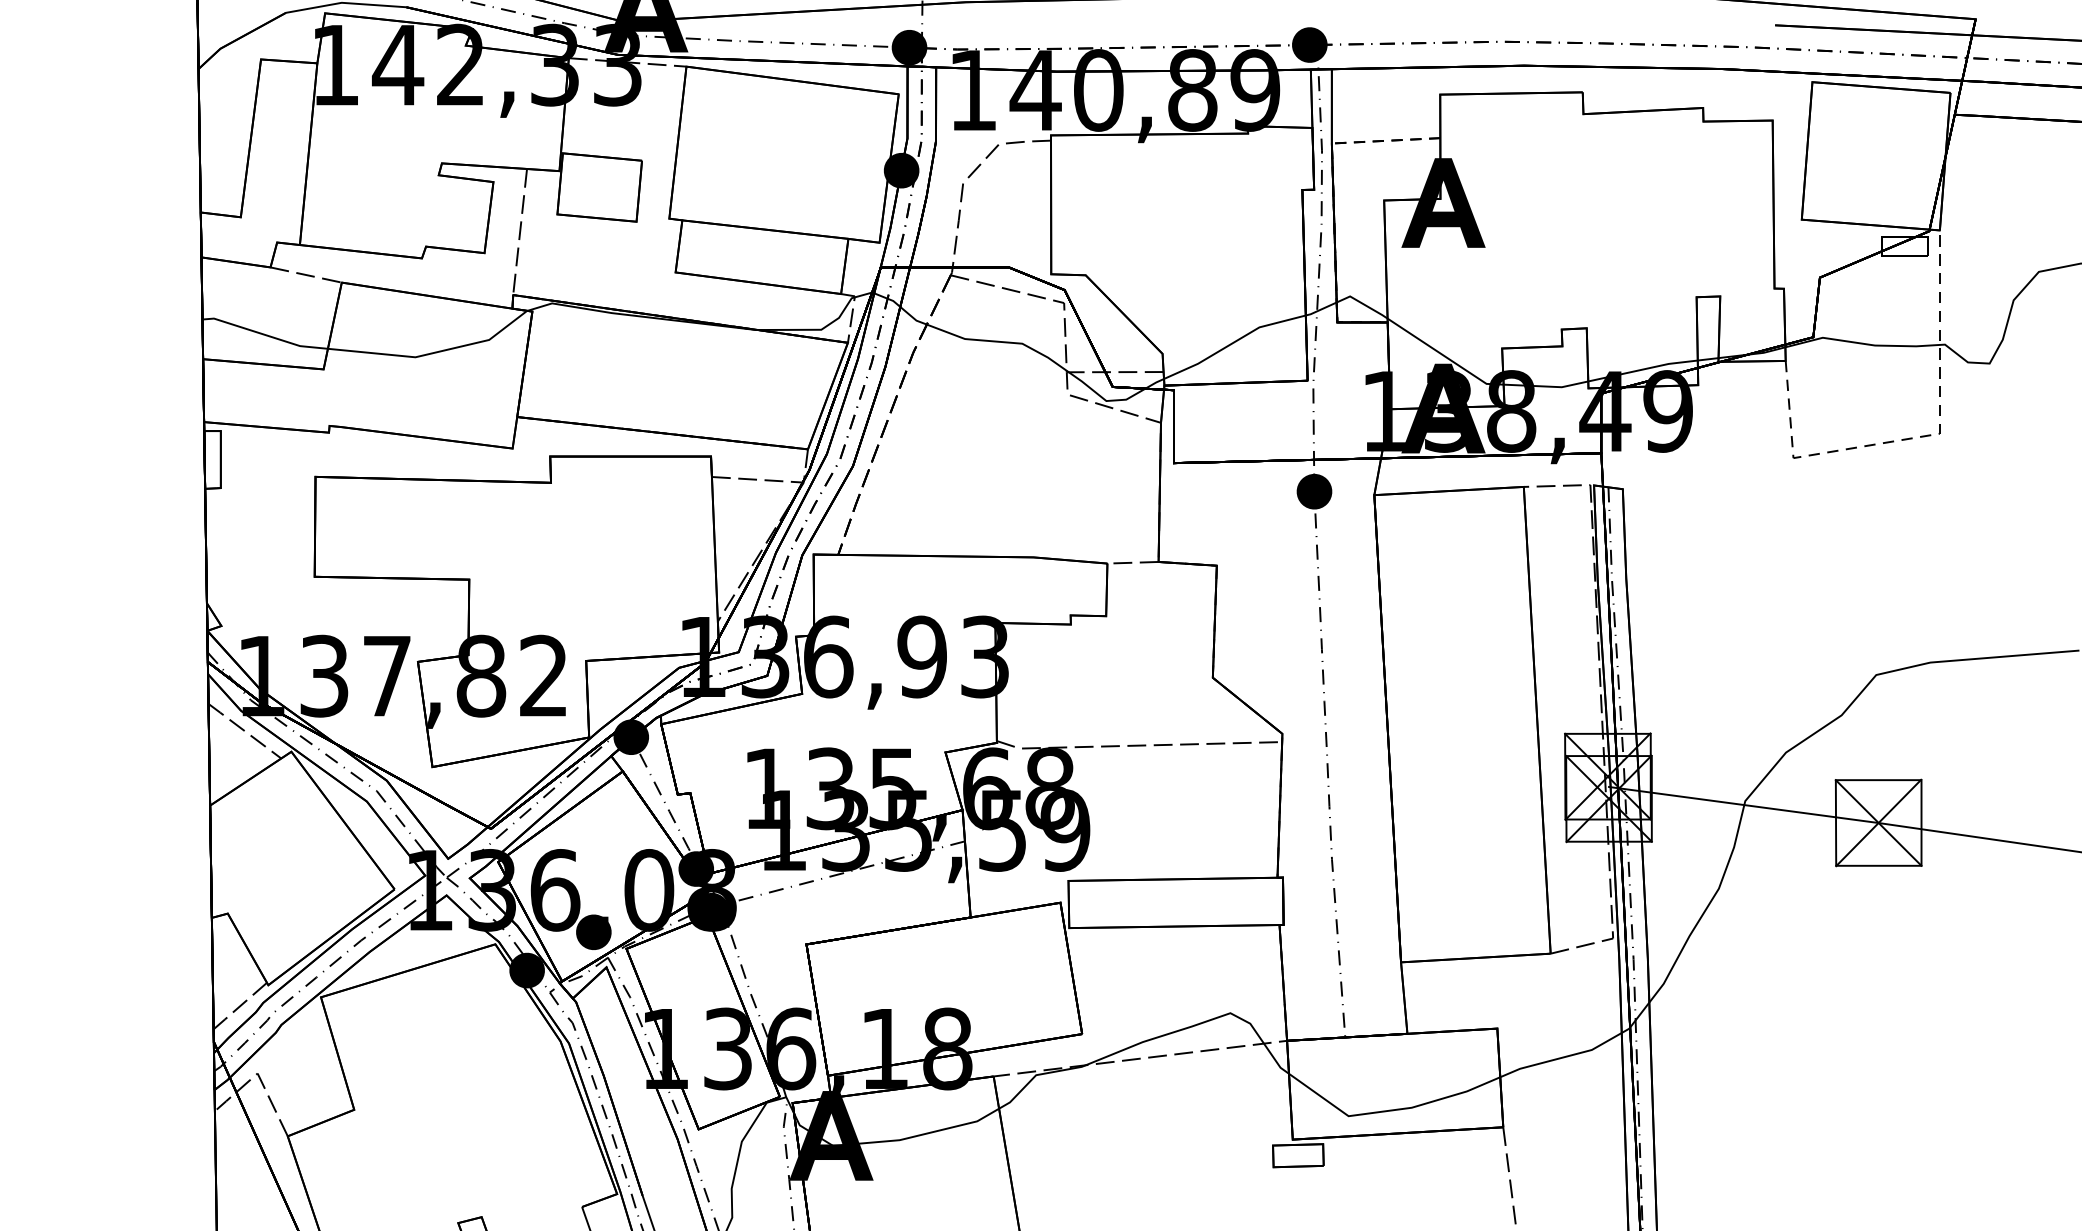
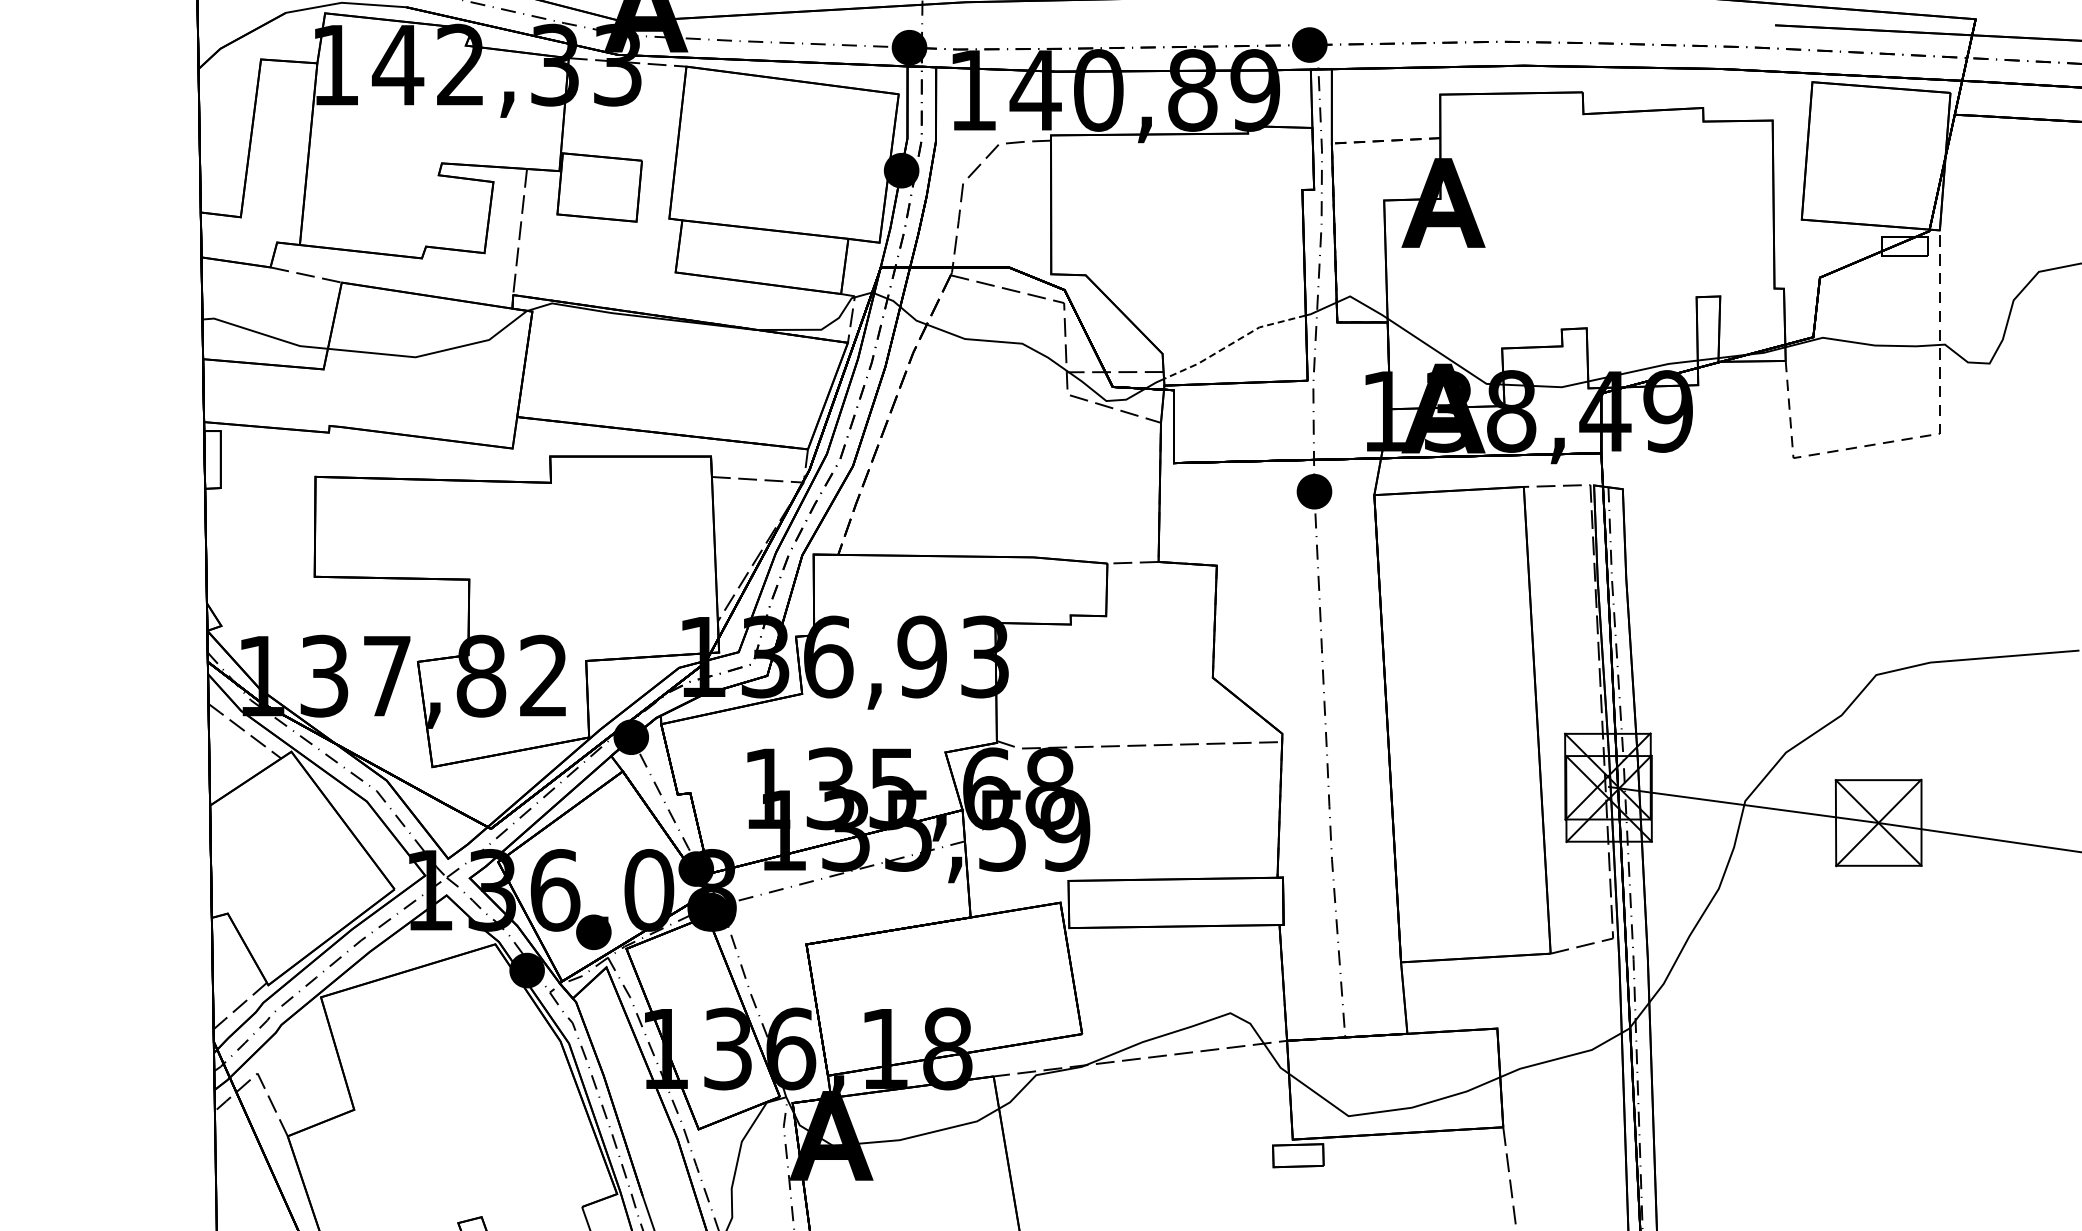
line: solid -> dashed (1232, 343)
